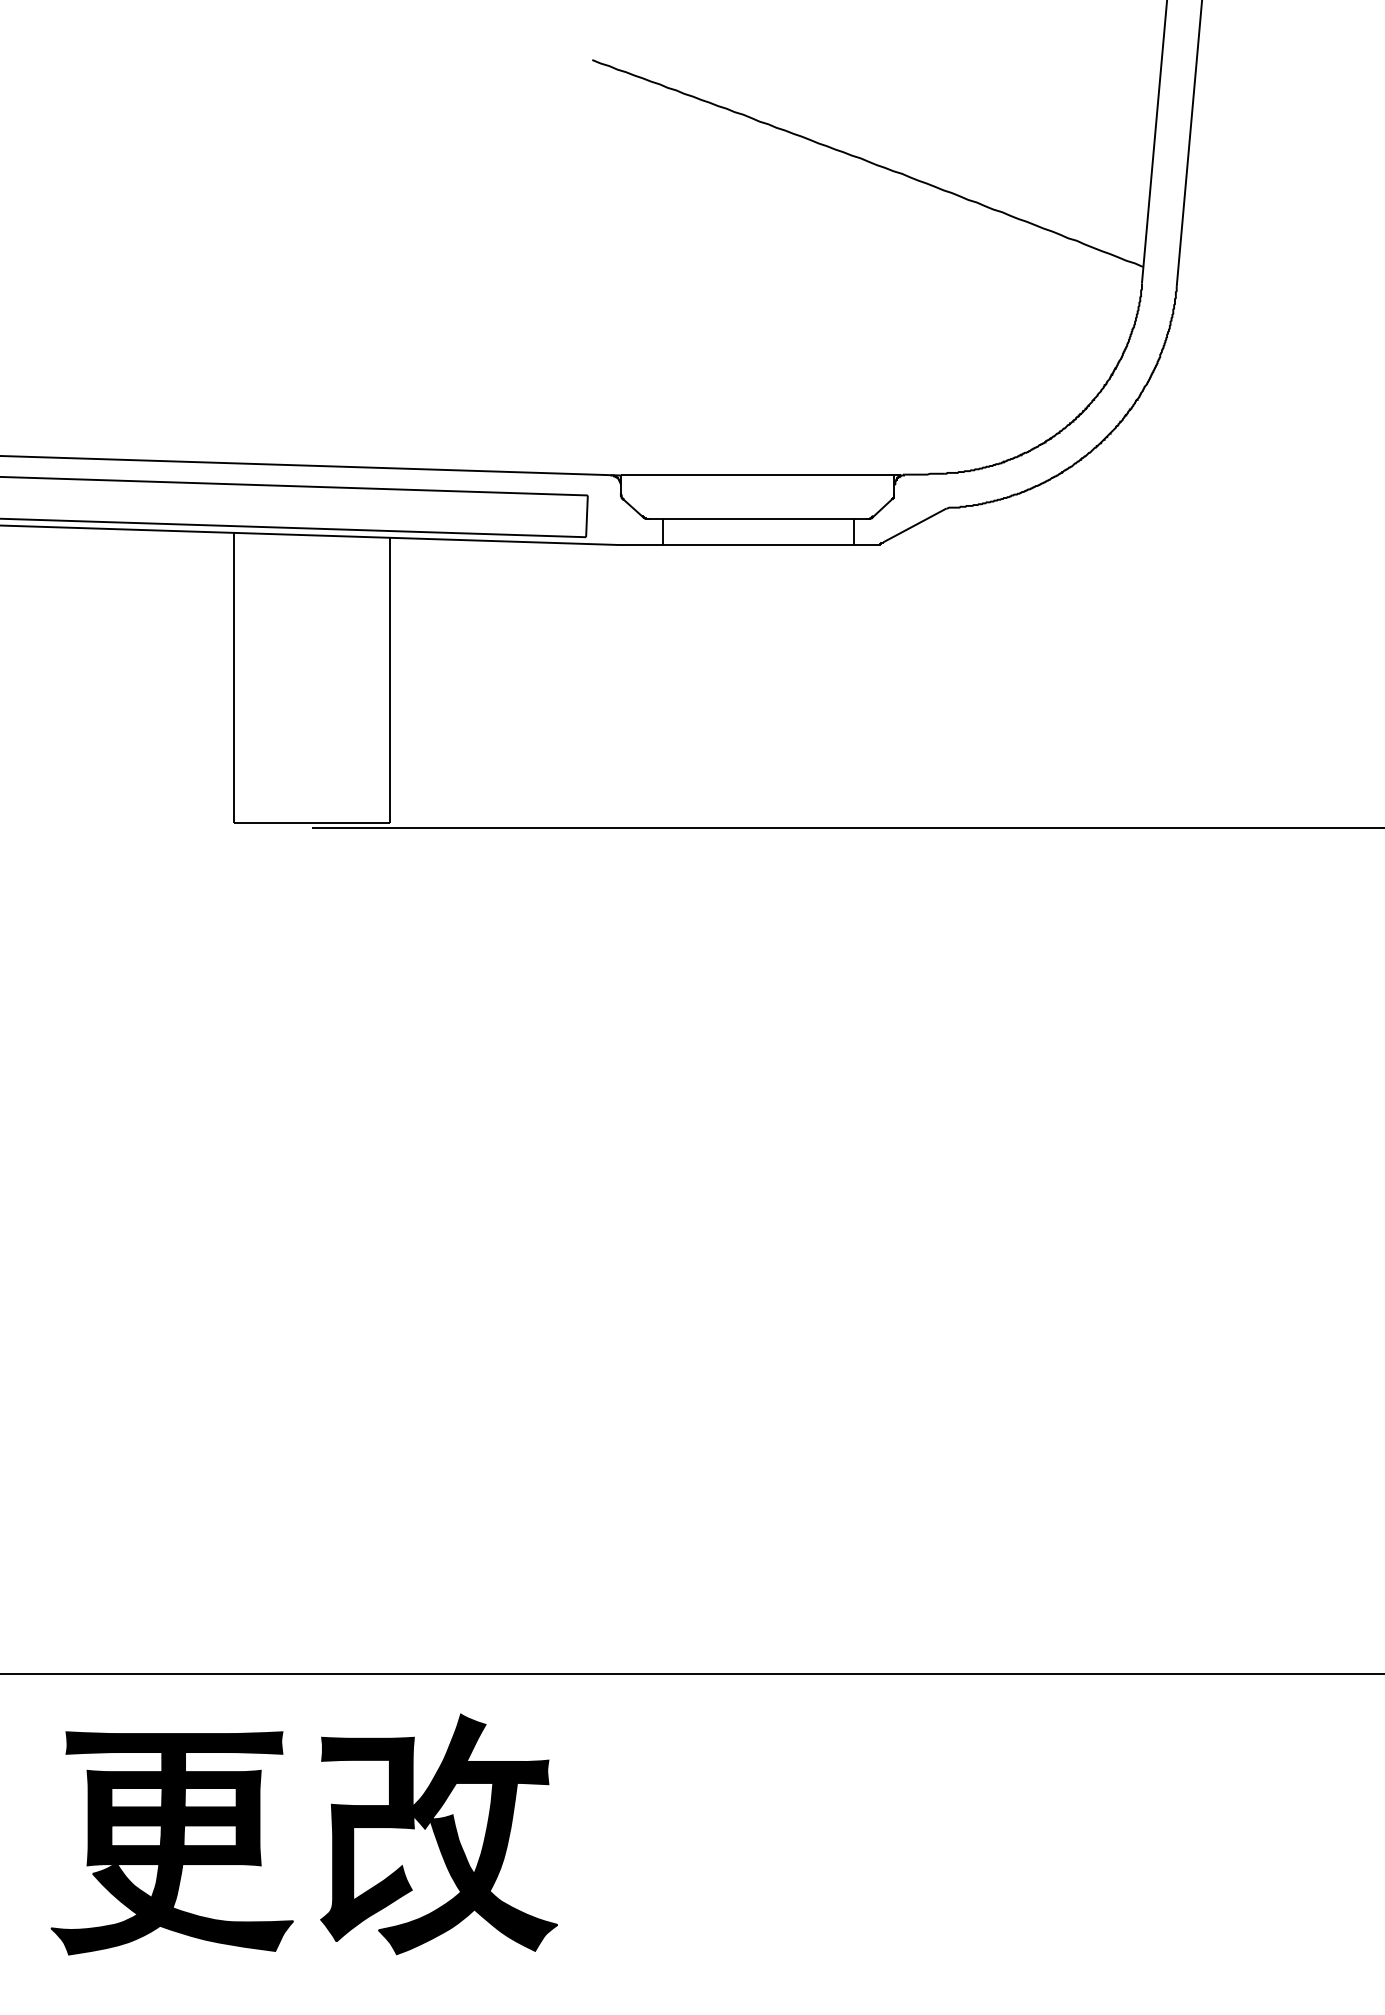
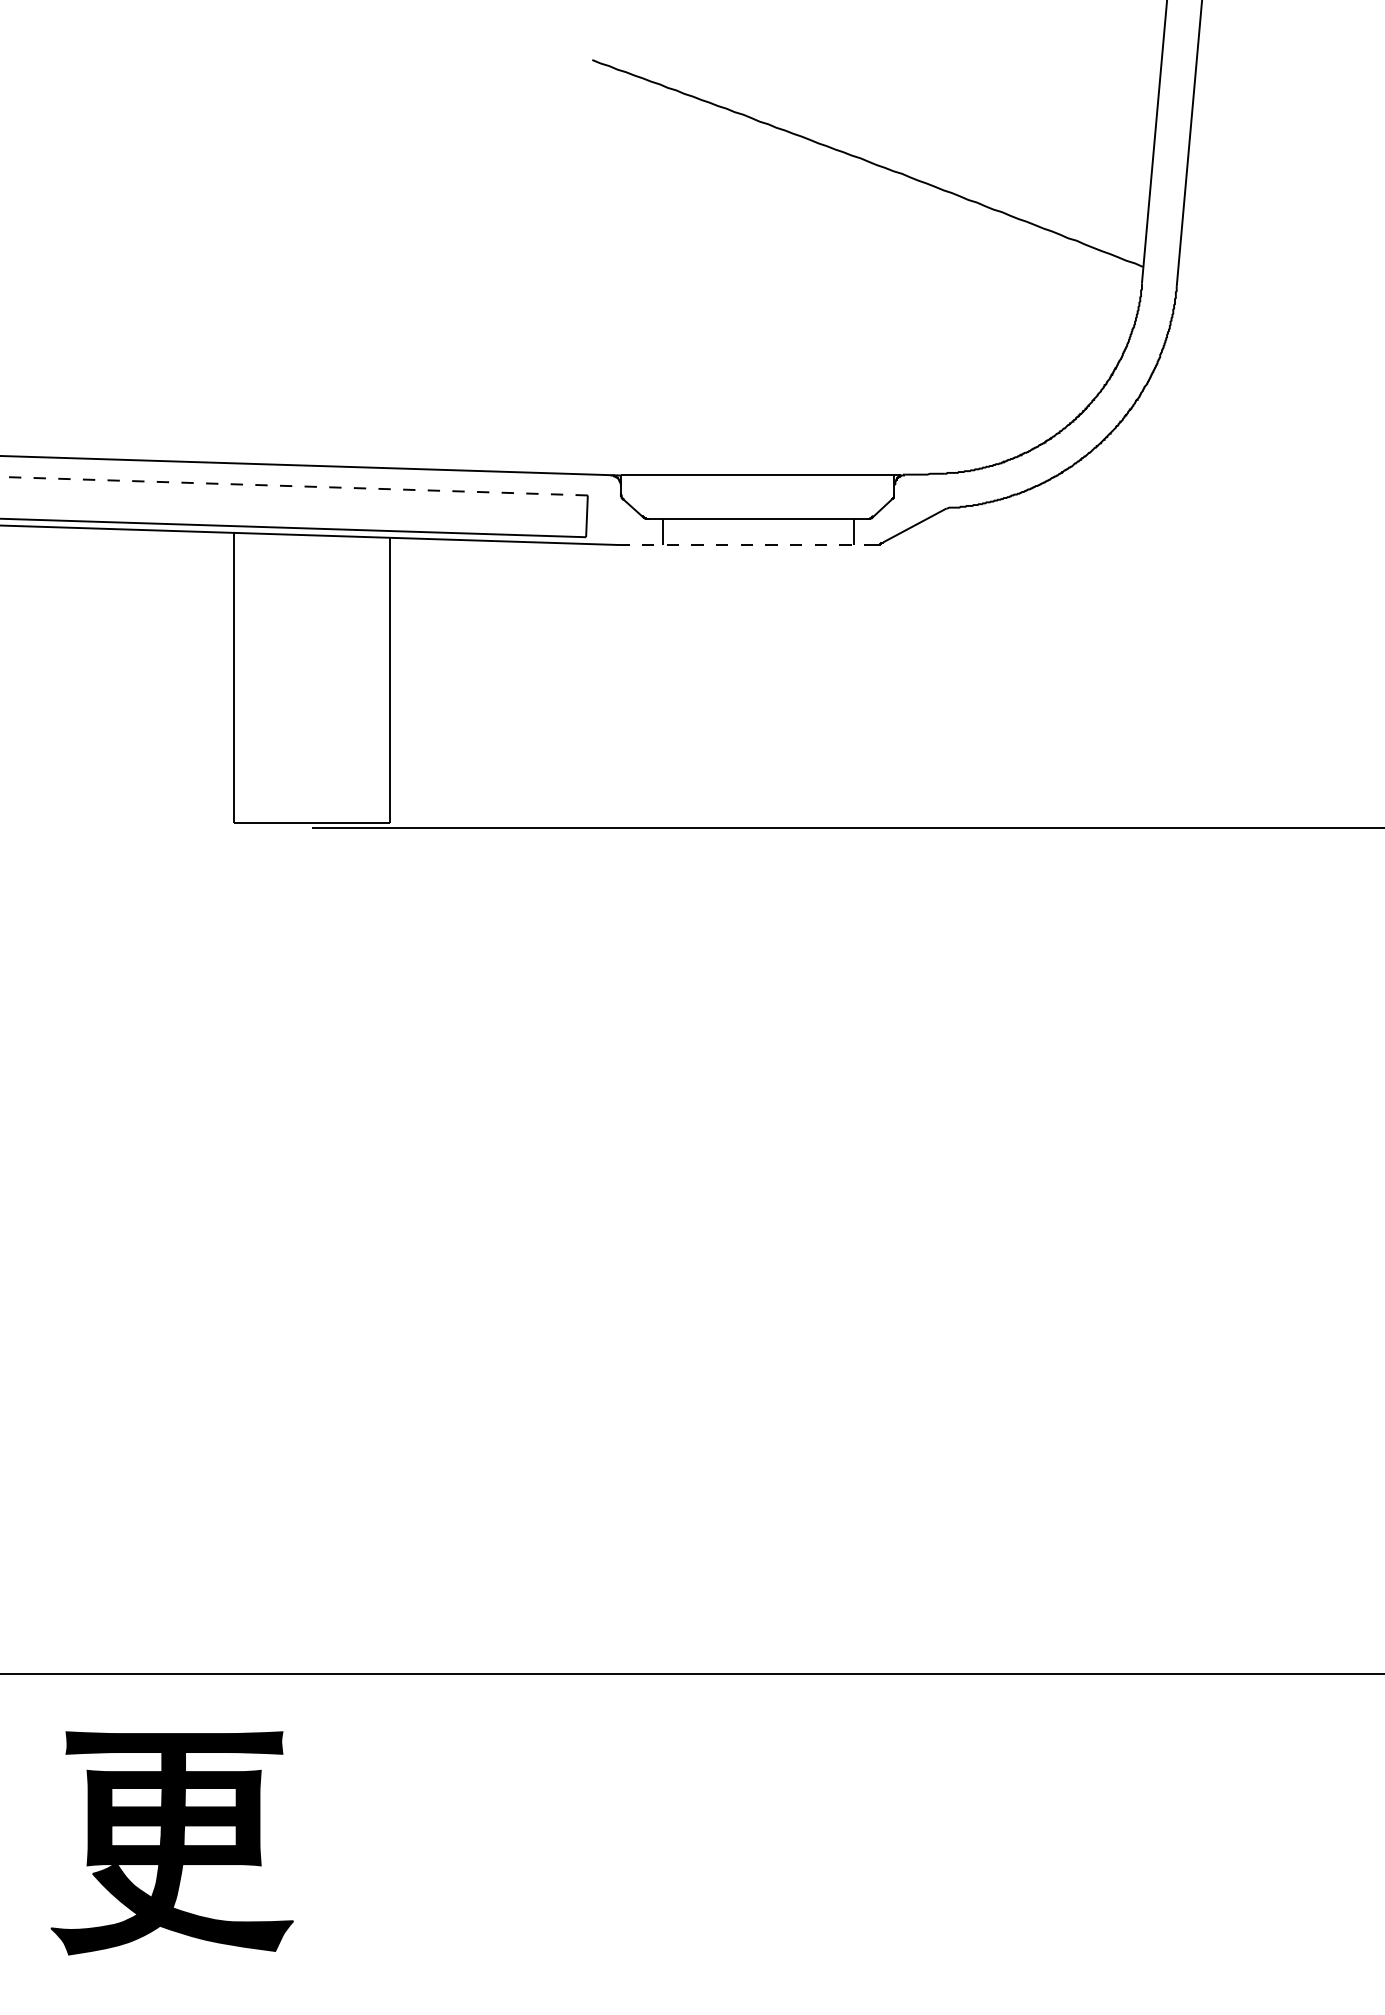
line: solid -> dashed (294, 486)
line: solid -> dashed (747, 544)
part: present -> none (438, 1834)
